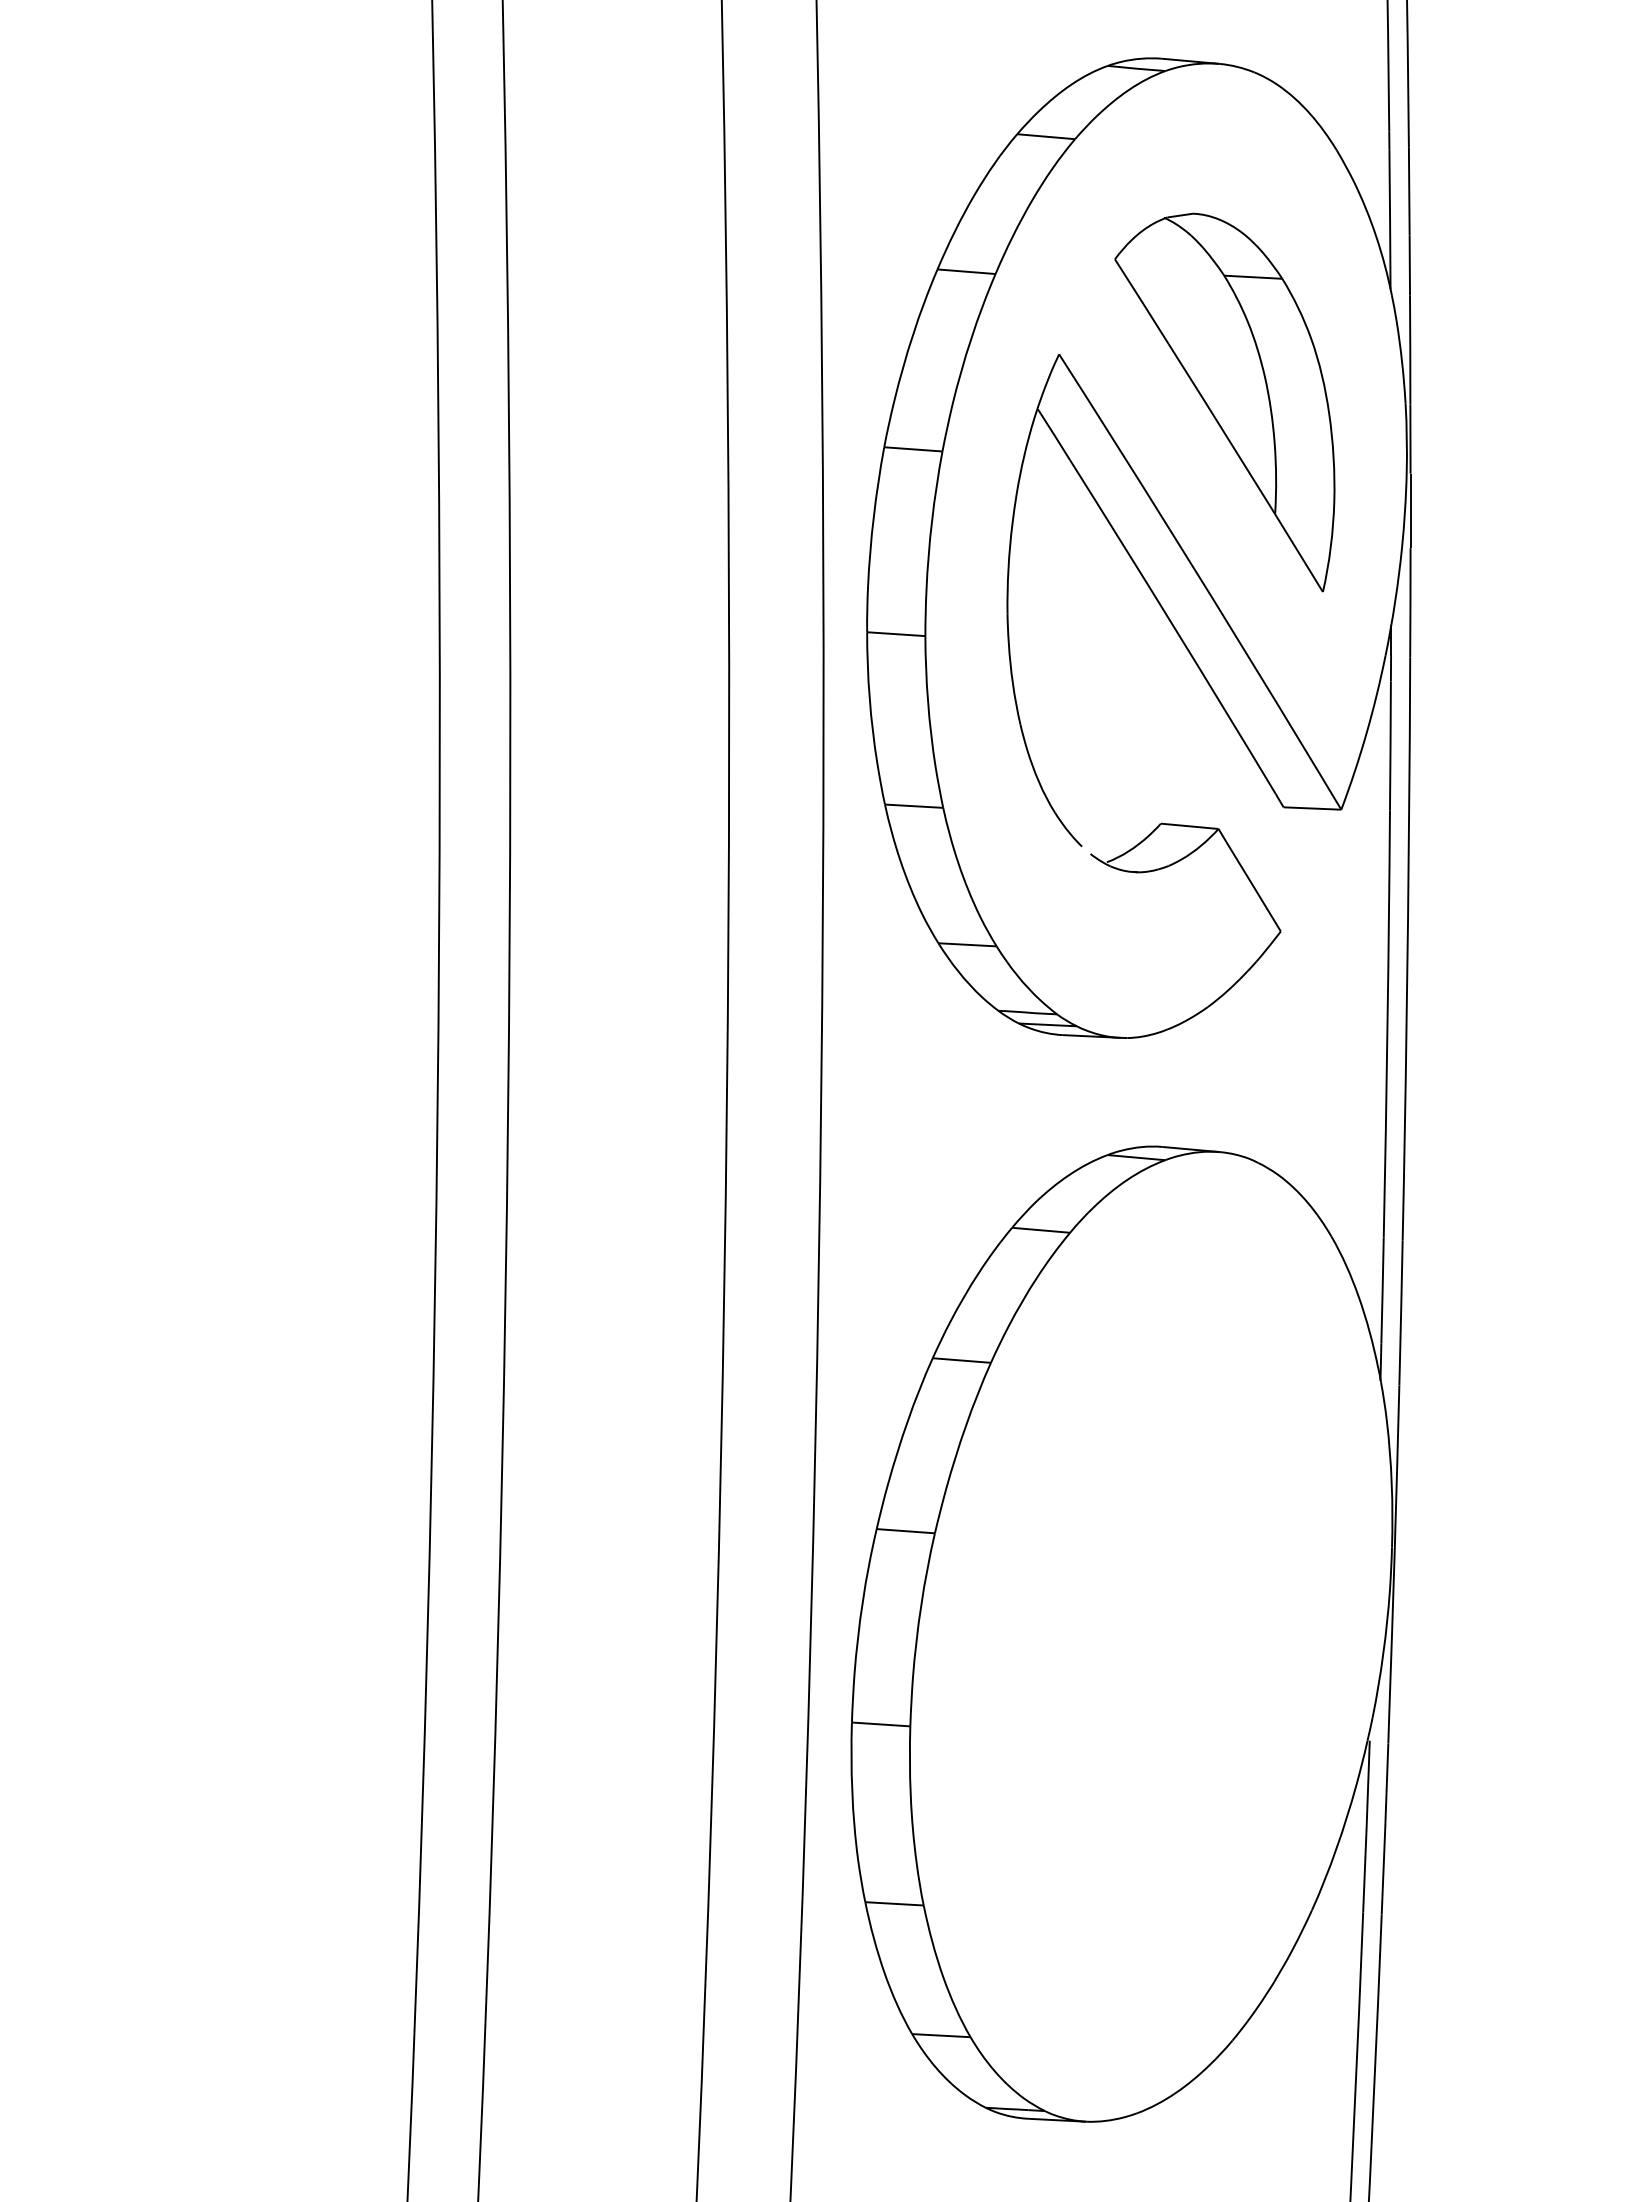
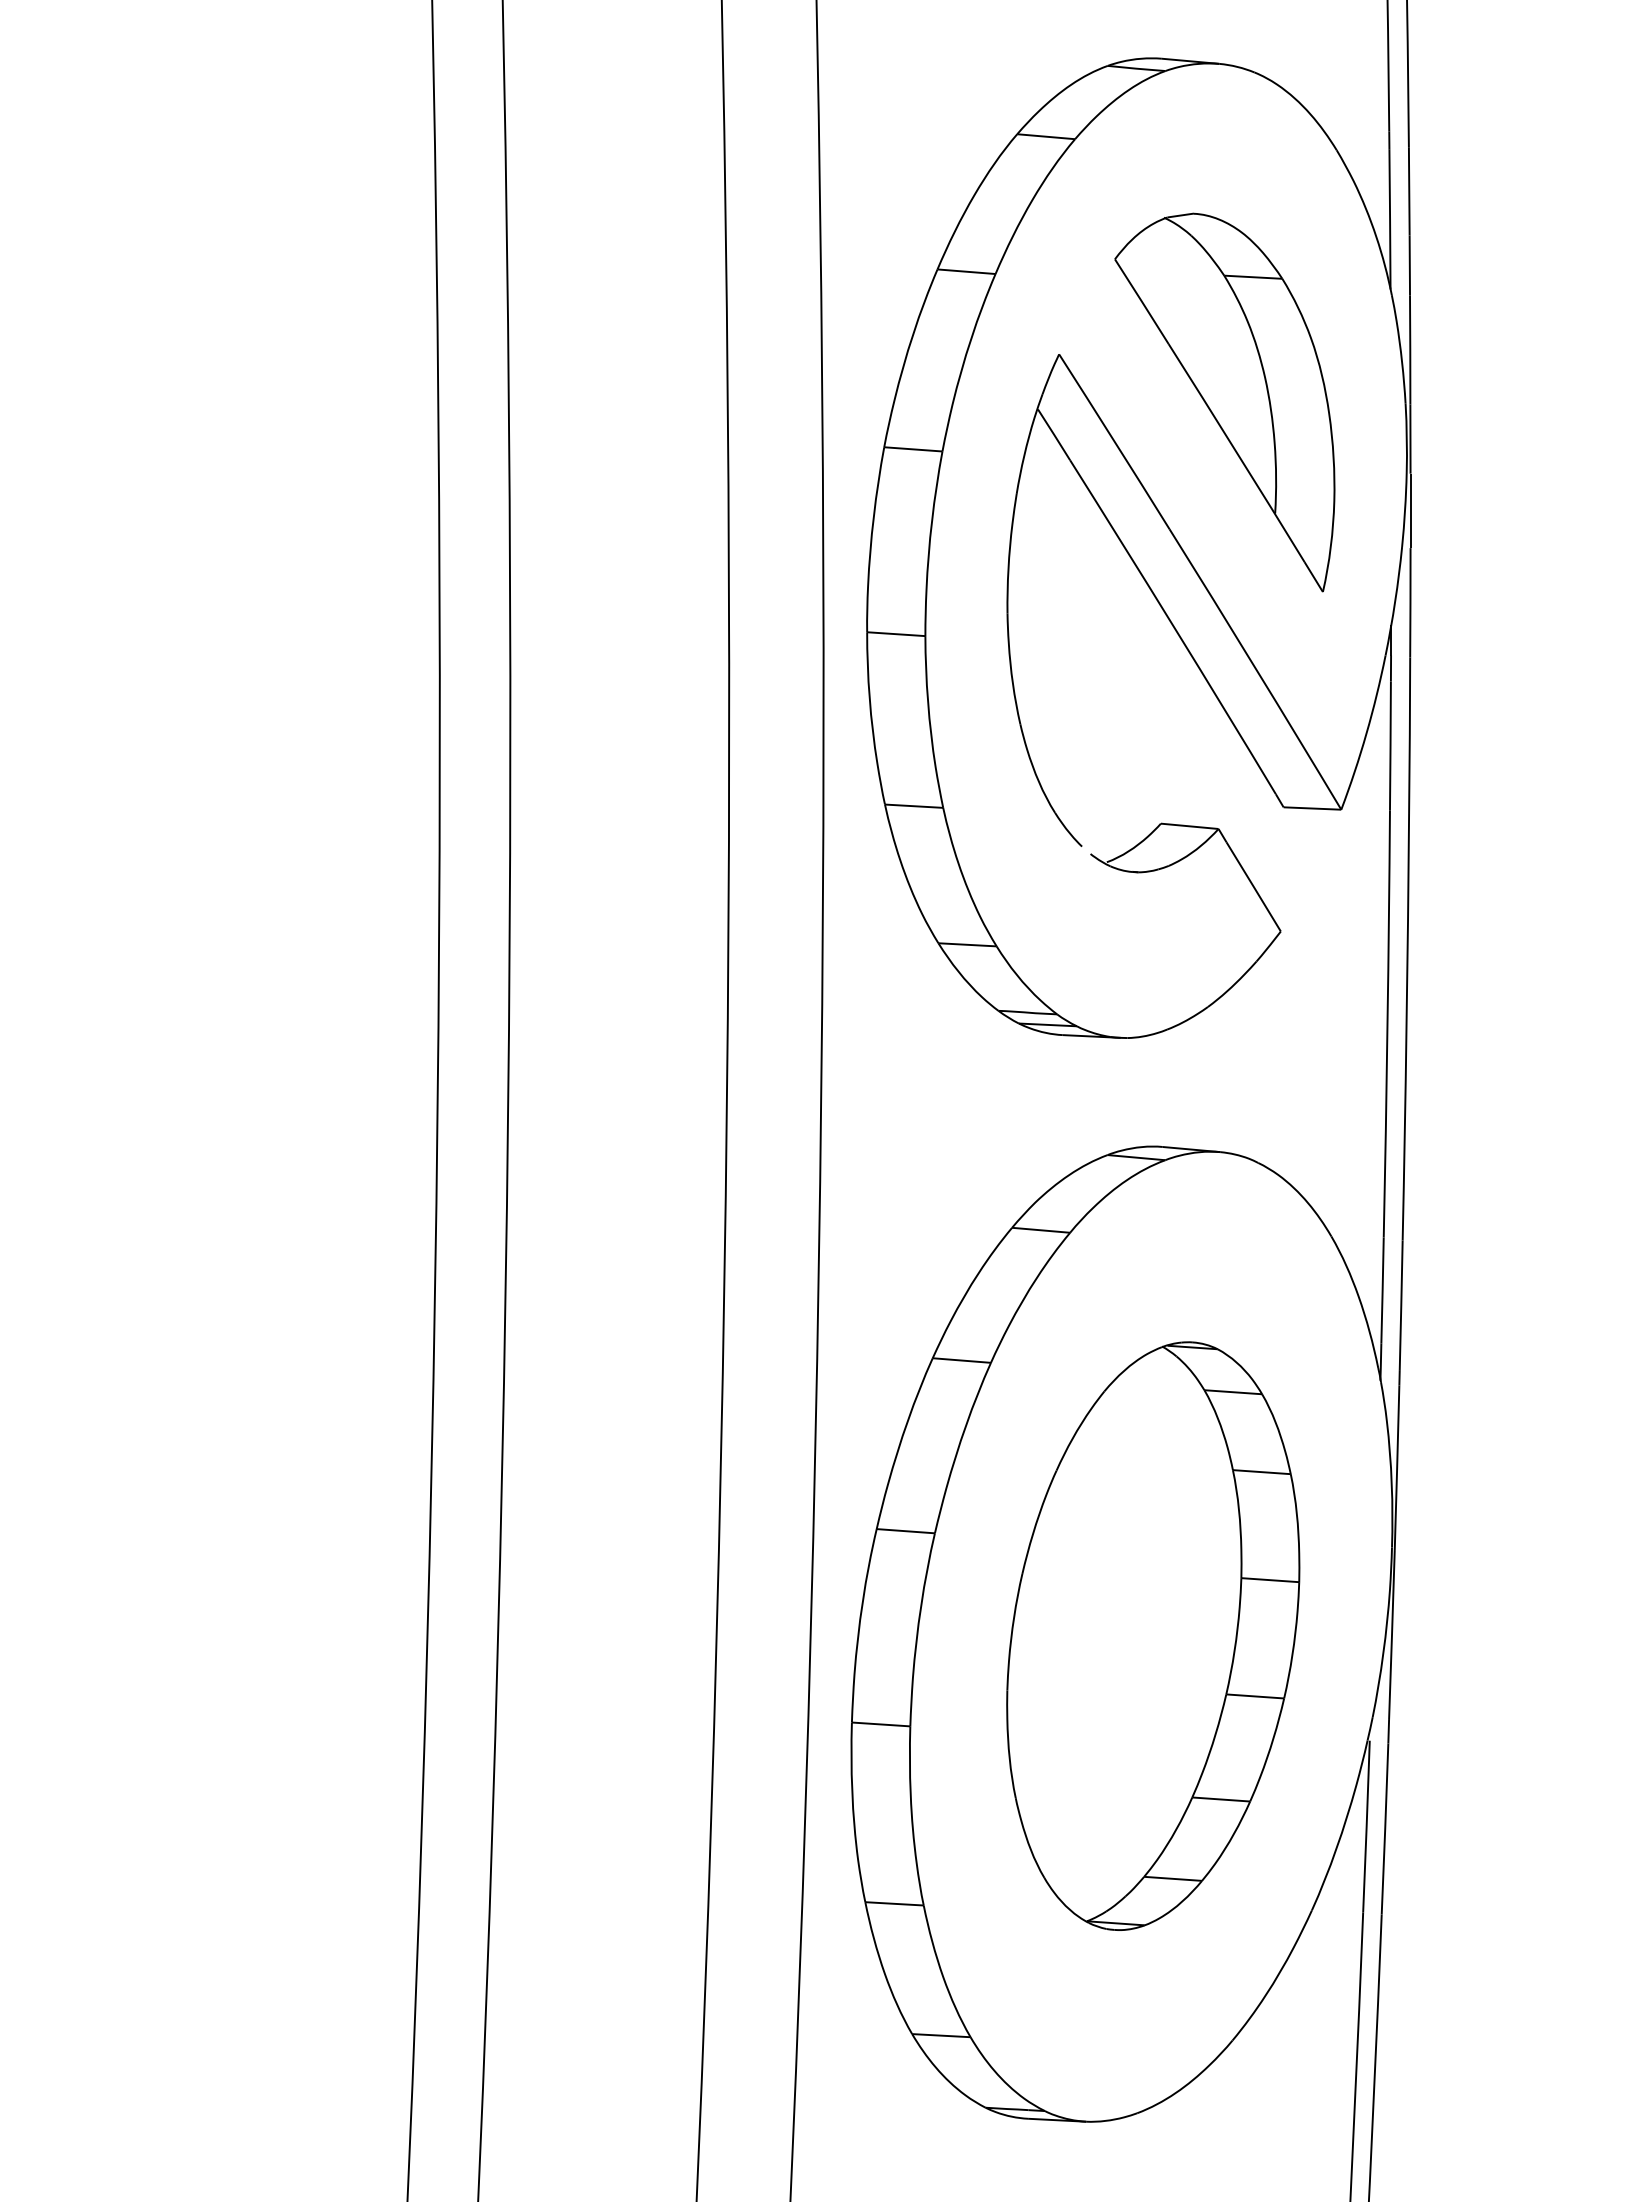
part: none -> present (1153, 1635)
